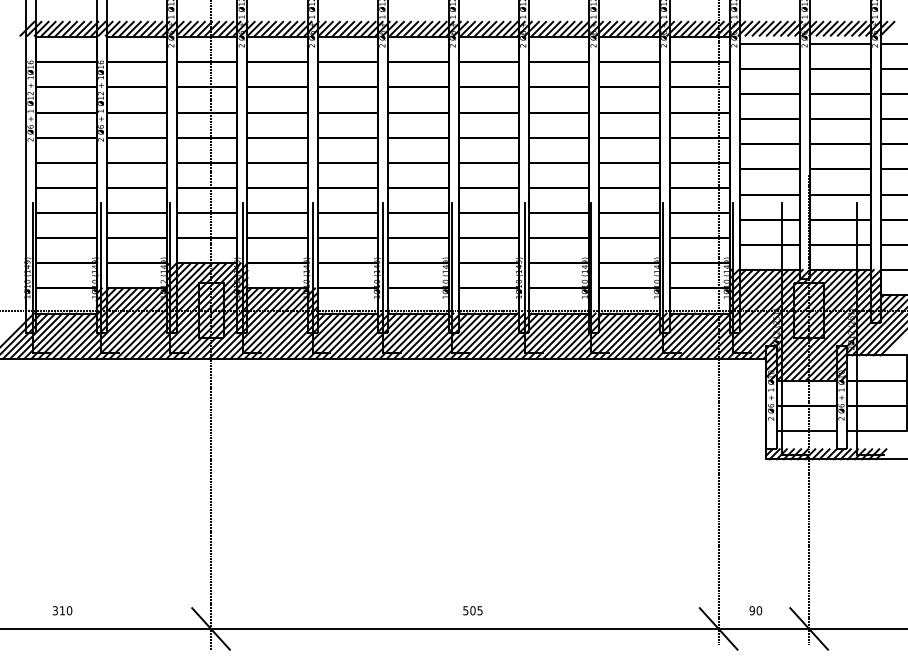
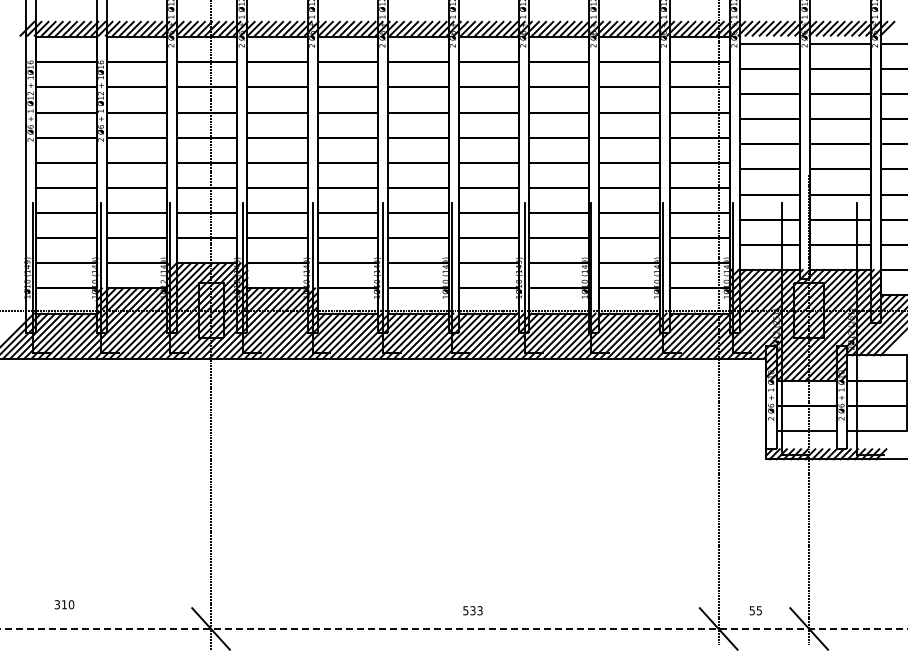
text position: (62, 610) -> (64, 604) (64, 604)
text: 505 -> 533 (476, 610)
text: 90 -> 55 (755, 610)
line: solid -> dashed (453, 628)
